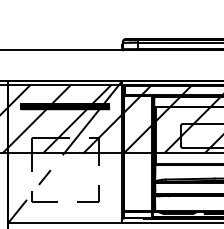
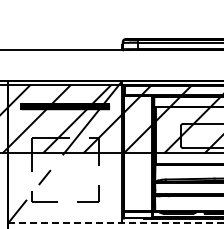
line: solid -> dashed (115, 223)
